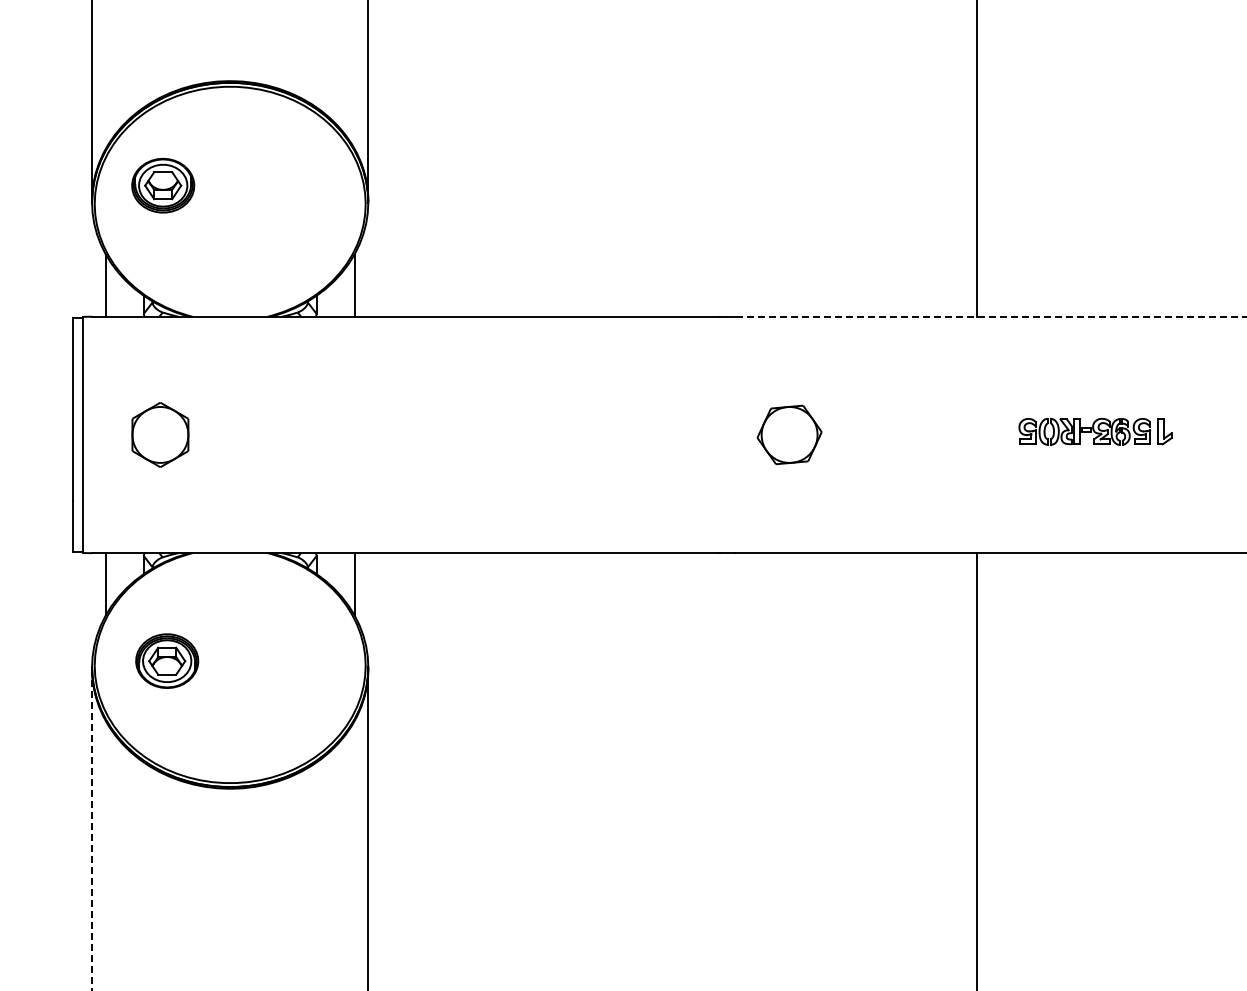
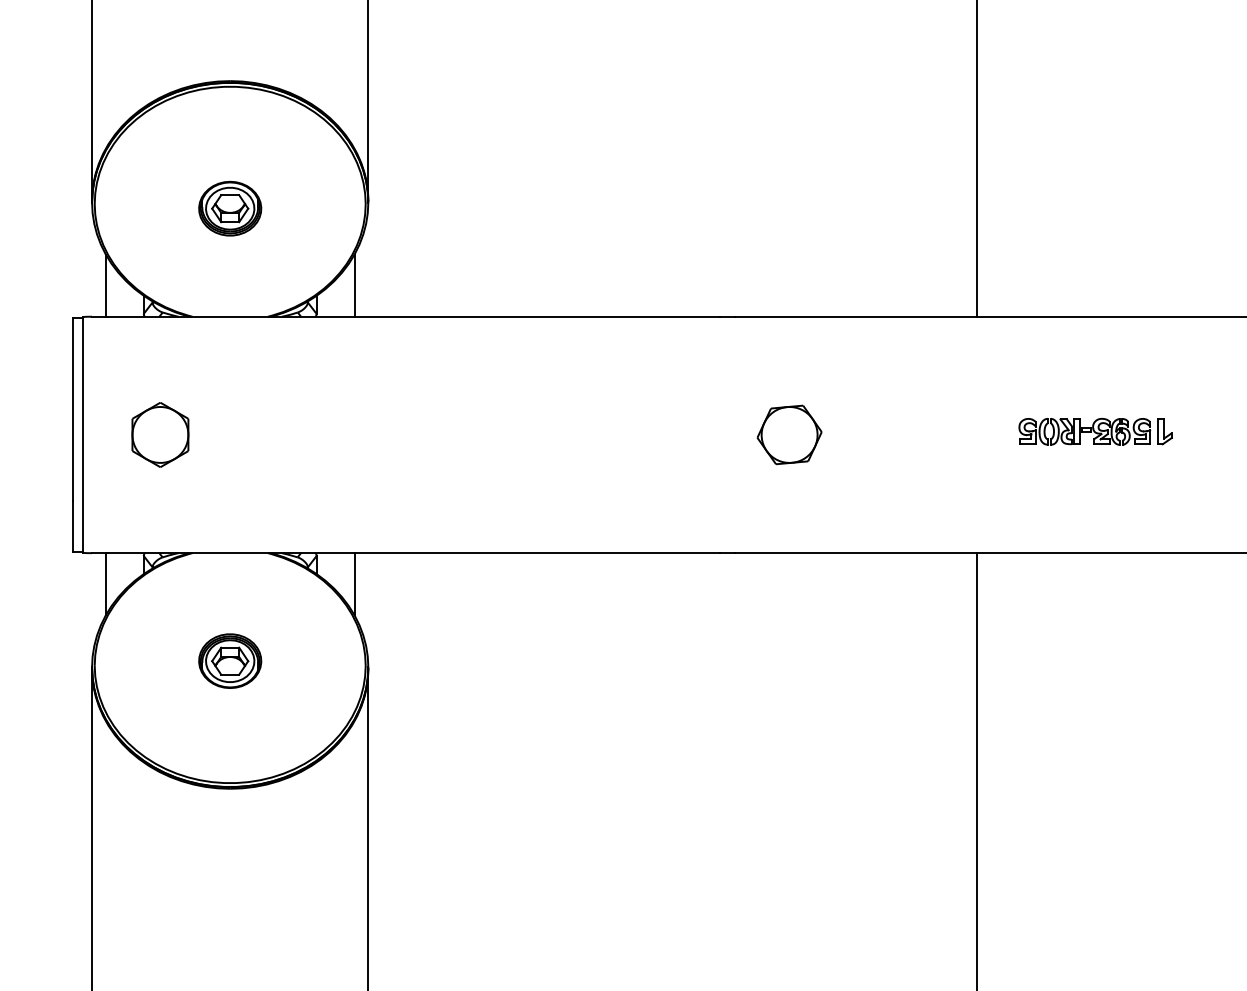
part position: (163, 185) -> (230, 208) (230, 208)
line: dashed -> solid (991, 316)
part position: (167, 660) -> (230, 660) (230, 660)
line: dashed -> solid (92, 830)
